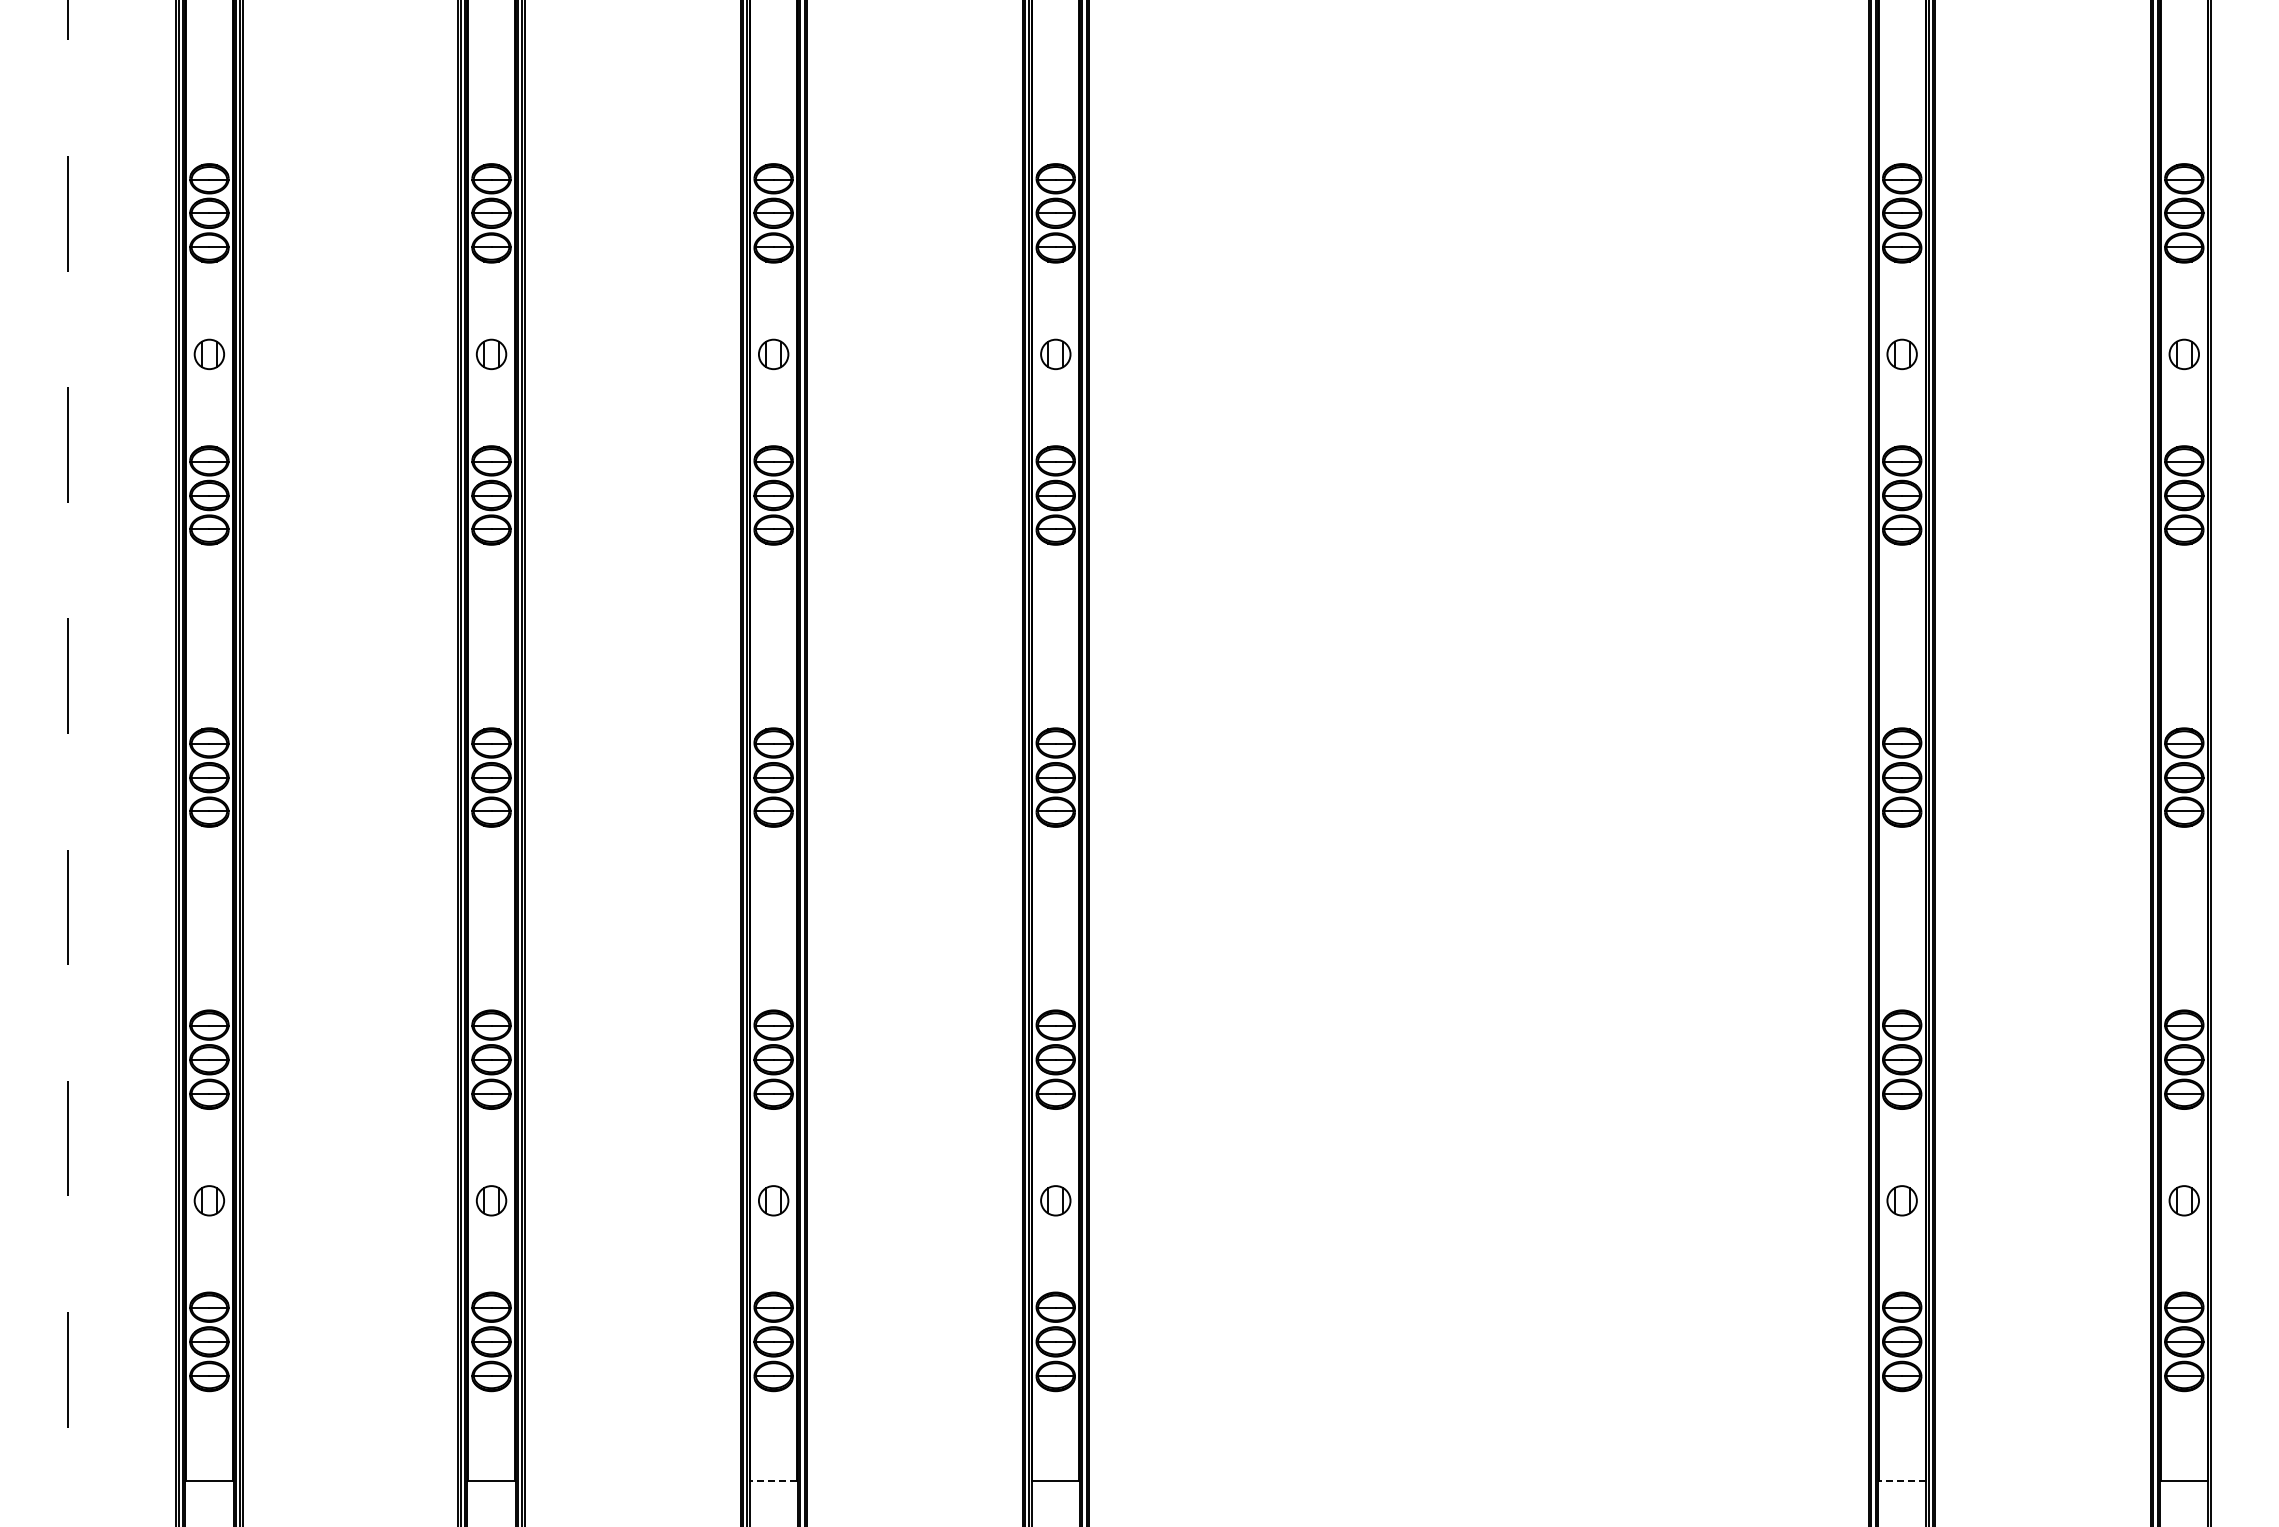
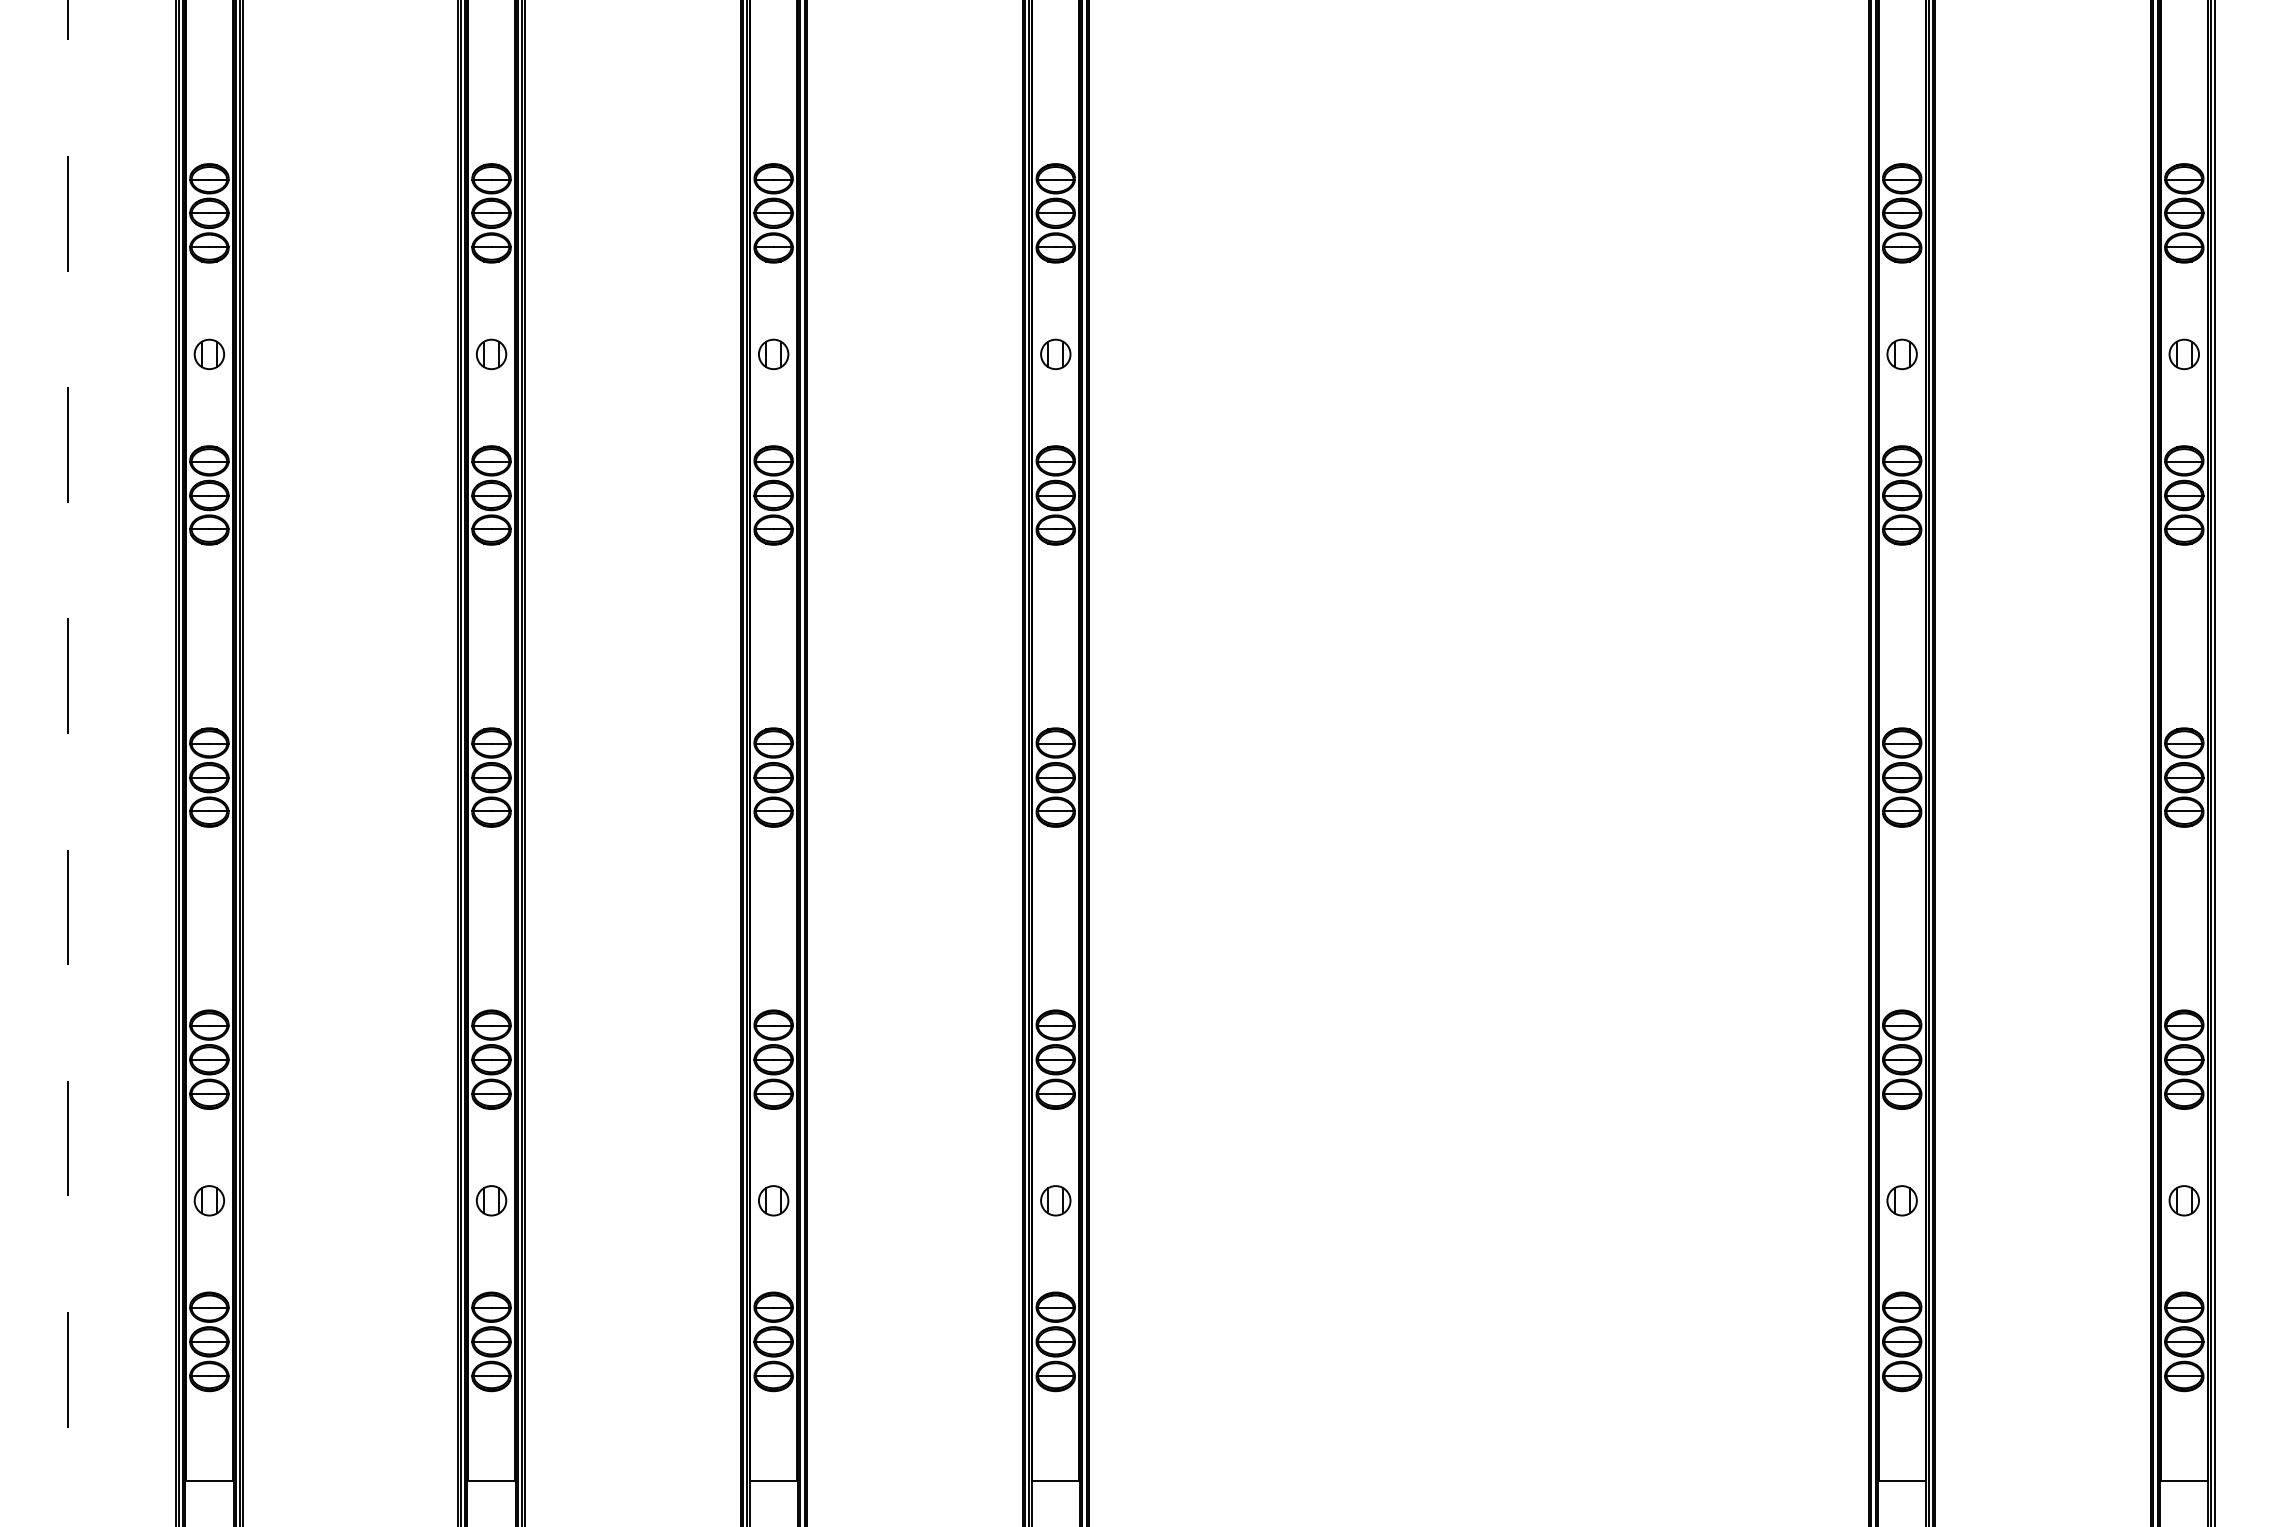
line: none -> present (2215, 762)
line: dashed -> solid (773, 1480)
line: dashed -> solid (1901, 1480)
